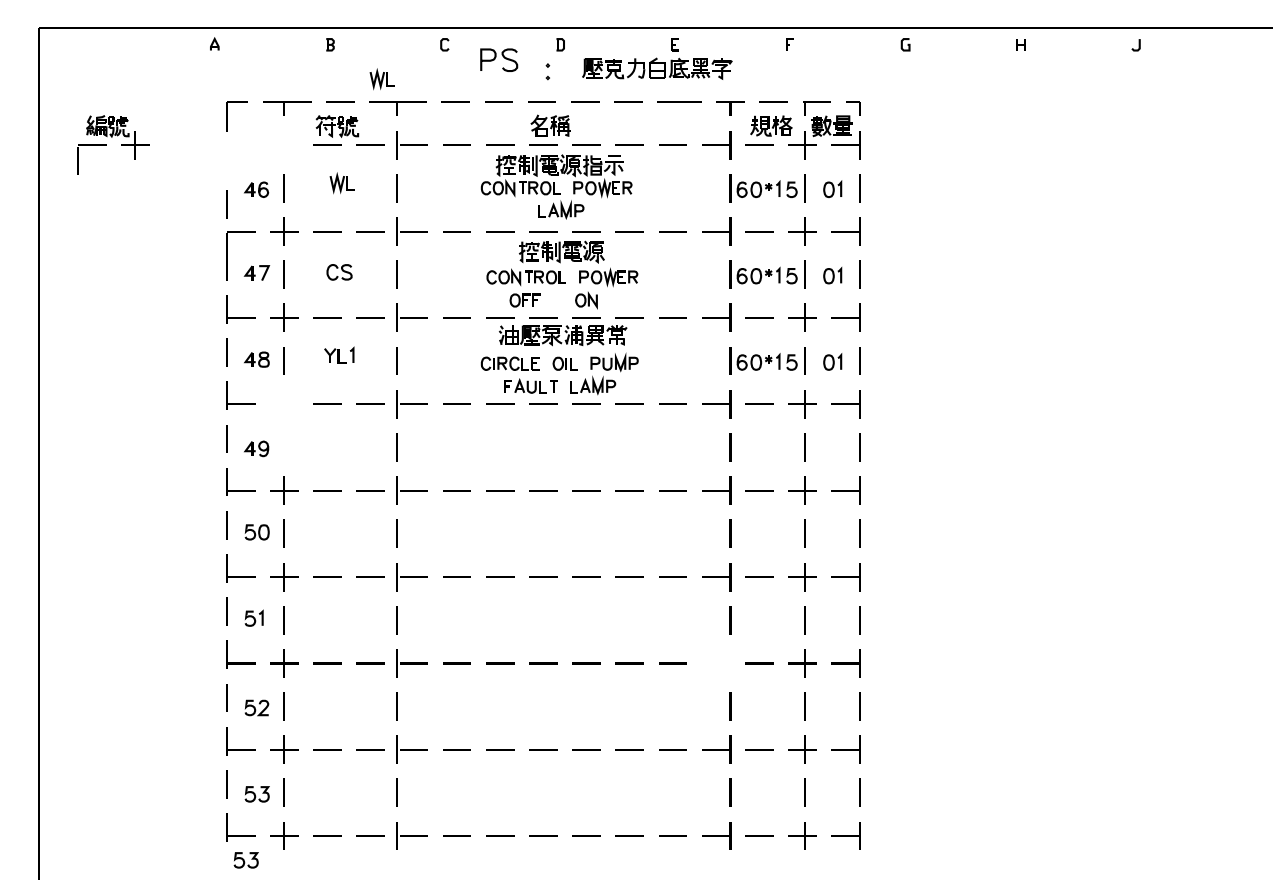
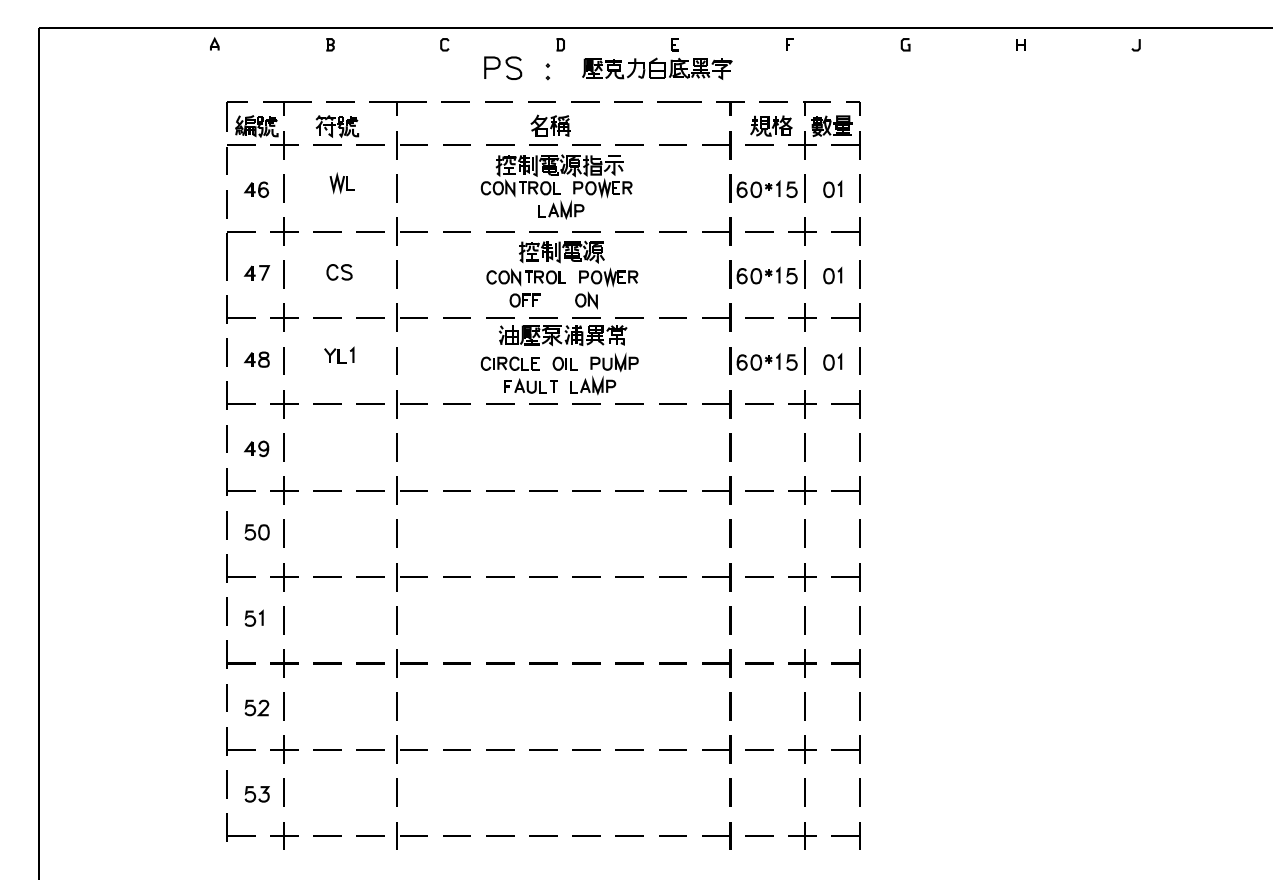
part position: (499, 59) -> (503, 67) (503, 67)
part: present -> none (381, 79)
part position: (106, 144) -> (255, 144) (255, 144)
part: none -> present (284, 404)
line: none -> present (283, 447)
part: none -> present (716, 663)
part: present -> none (245, 860)
